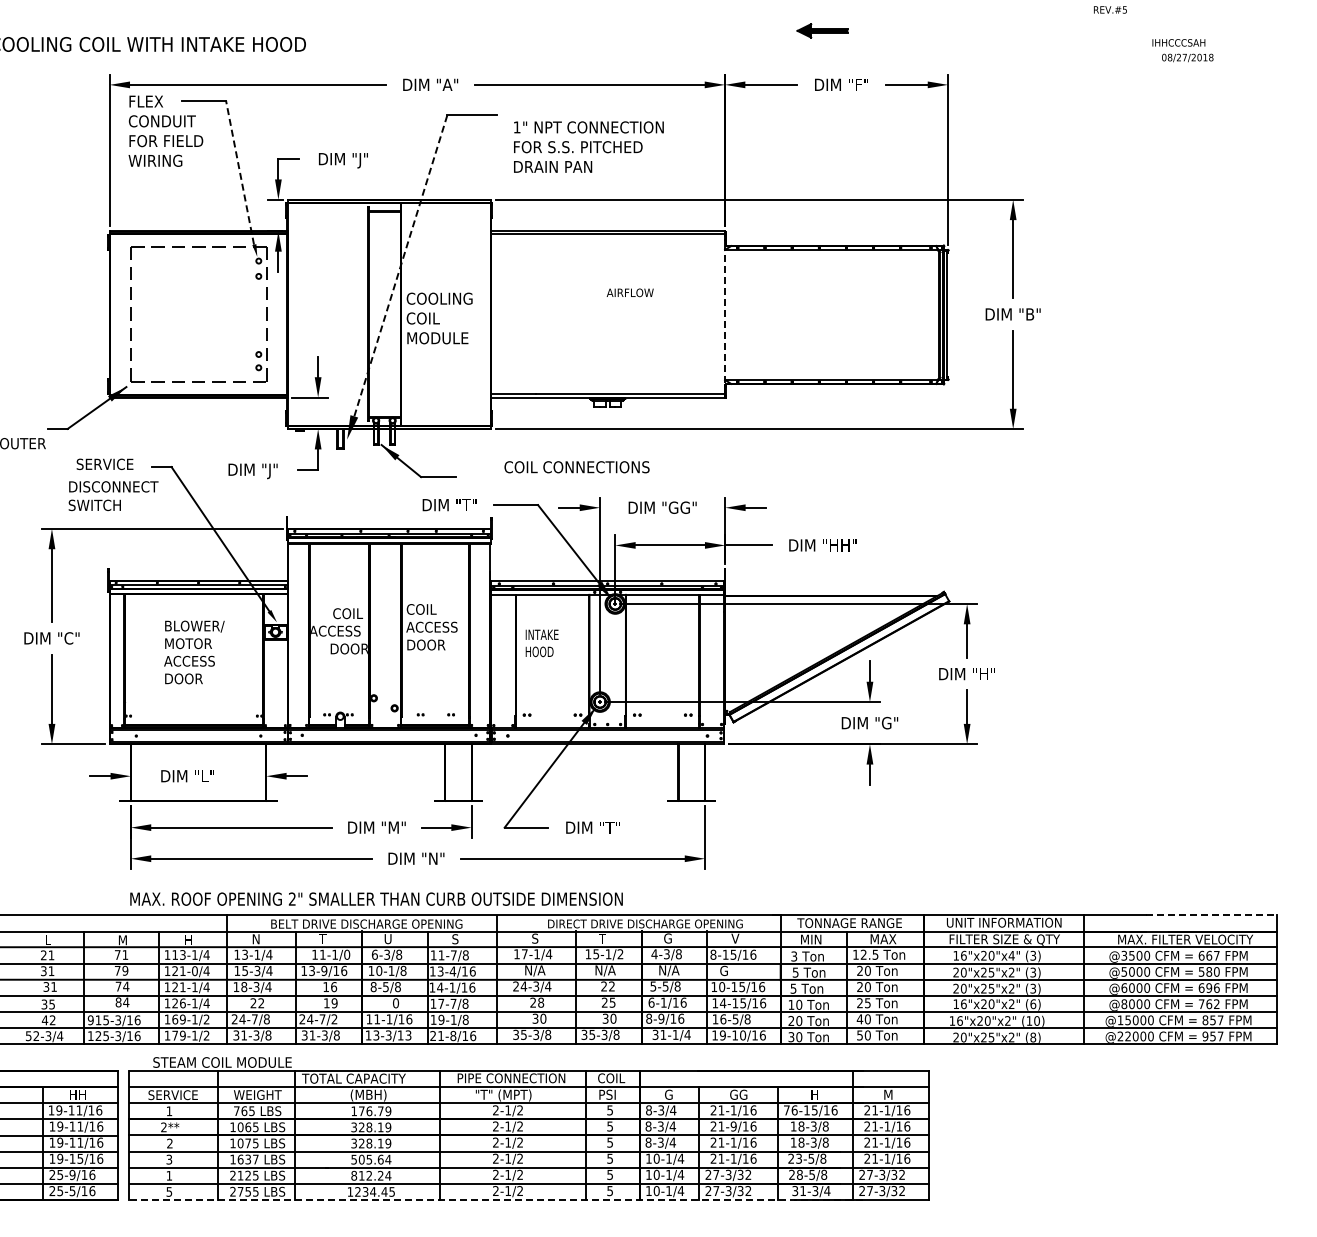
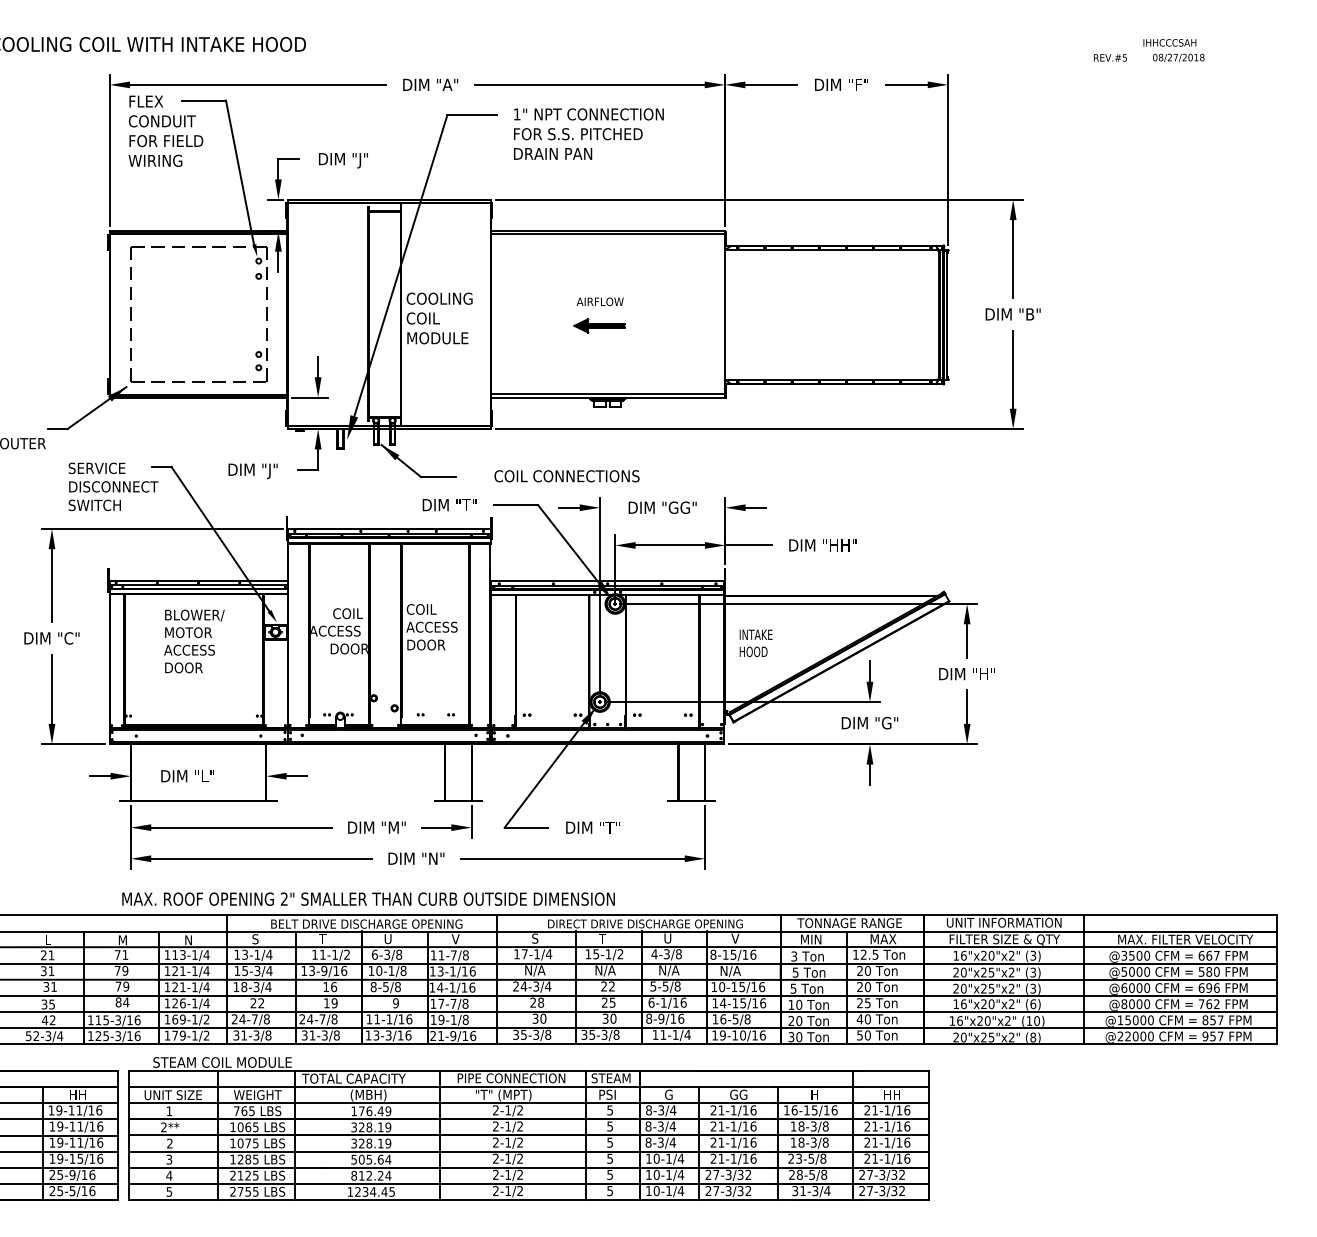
text position: (1110, 9) -> (1110, 57) (1110, 57)
part position: (822, 30) -> (599, 325) (599, 325)
text position: (1182, 50) -> (1173, 50) (1173, 50)
text position: (588, 146) -> (588, 133) (588, 133)
line: dashed -> solid (239, 172)
line: dashed -> solid (400, 265)
text position: (629, 292) -> (599, 301) (599, 301)
line: dashed -> solid (725, 320)
text position: (104, 463) -> (96, 467) (96, 467)
text position: (576, 467) -> (566, 476) (566, 476)
text position: (541, 643) -> (755, 643) (755, 643)
text position: (194, 652) -> (194, 641) (194, 641)
text position: (376, 898) -> (368, 898) (368, 898)
line: dashed -> solid (1211, 915)
text: G -> U (667, 938)
text: N -> S (255, 939)
text: S -> V (455, 939)
text: H -> N (188, 940)
text: 11-1/0 -> 11-1/2 (347, 954)
text: 16"x20"x4" -> 16"x20"x2" (1011, 955)
text: 121-0/4 -> 121-1/4 (194, 971)
text: 13-4/16 -> 13-1/16 (452, 971)
text: G -> N/A (730, 971)
text: 74 -> 79 (126, 986)
text: 0 -> 9 (395, 1003)
text: 24-7/2 -> 24-7/8 (334, 1019)
text: 915-3/16 -> 115-3/16 (90, 1020)
text: 31-1/4 -> 11-1/4 (655, 1034)
text: 13-3/13 -> 13-3/16 (408, 1035)
text: 21-8/16 -> 21-9/16 (453, 1036)
text: COIL -> STEAM (610, 1078)
text: M -> HH (891, 1094)
text: SERVICE -> UNIT SIZE (172, 1095)
text: 76-15/16 -> 16-15/16 (786, 1110)
text: 176.79 -> 176.49 (380, 1111)
text: 21-9/16 -> 21-1/16 (733, 1126)
text: 1637 -> 1285 (247, 1159)
text: 1 -> 4 (169, 1175)
line: dashed -> solid (496, 1200)
